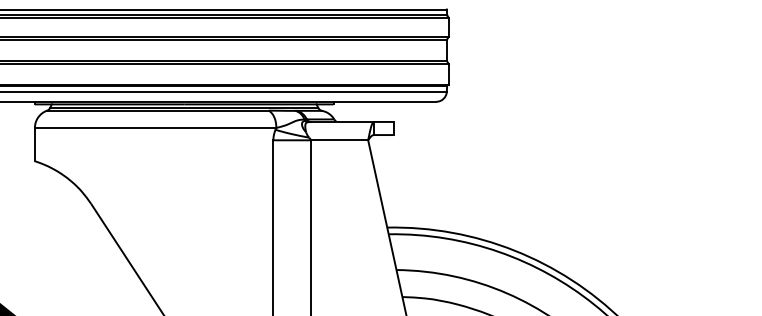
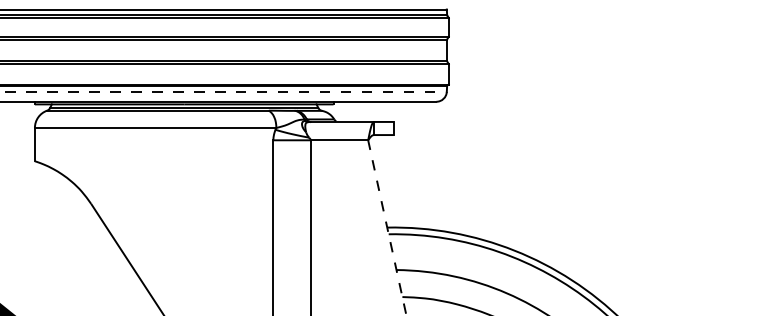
line: solid -> dashed (224, 91)
line: solid -> dashed (387, 228)
